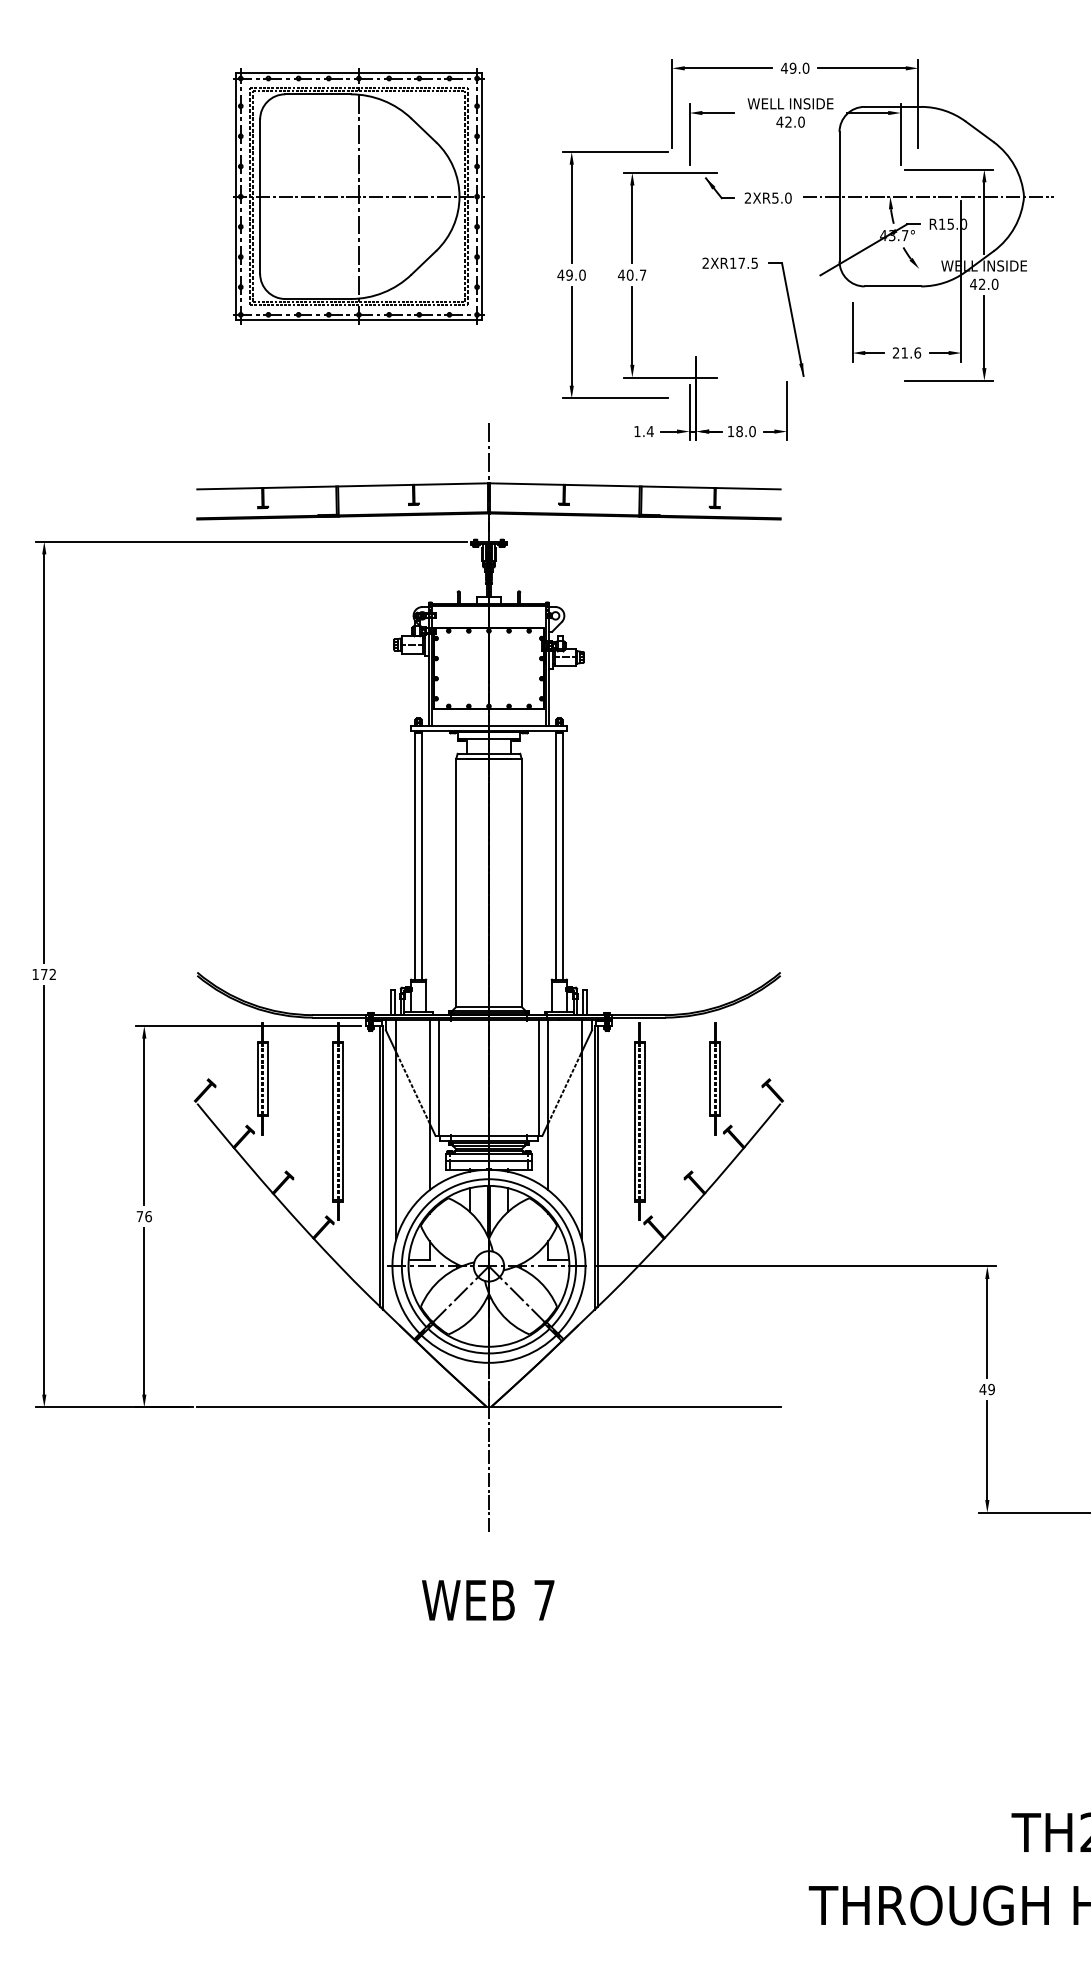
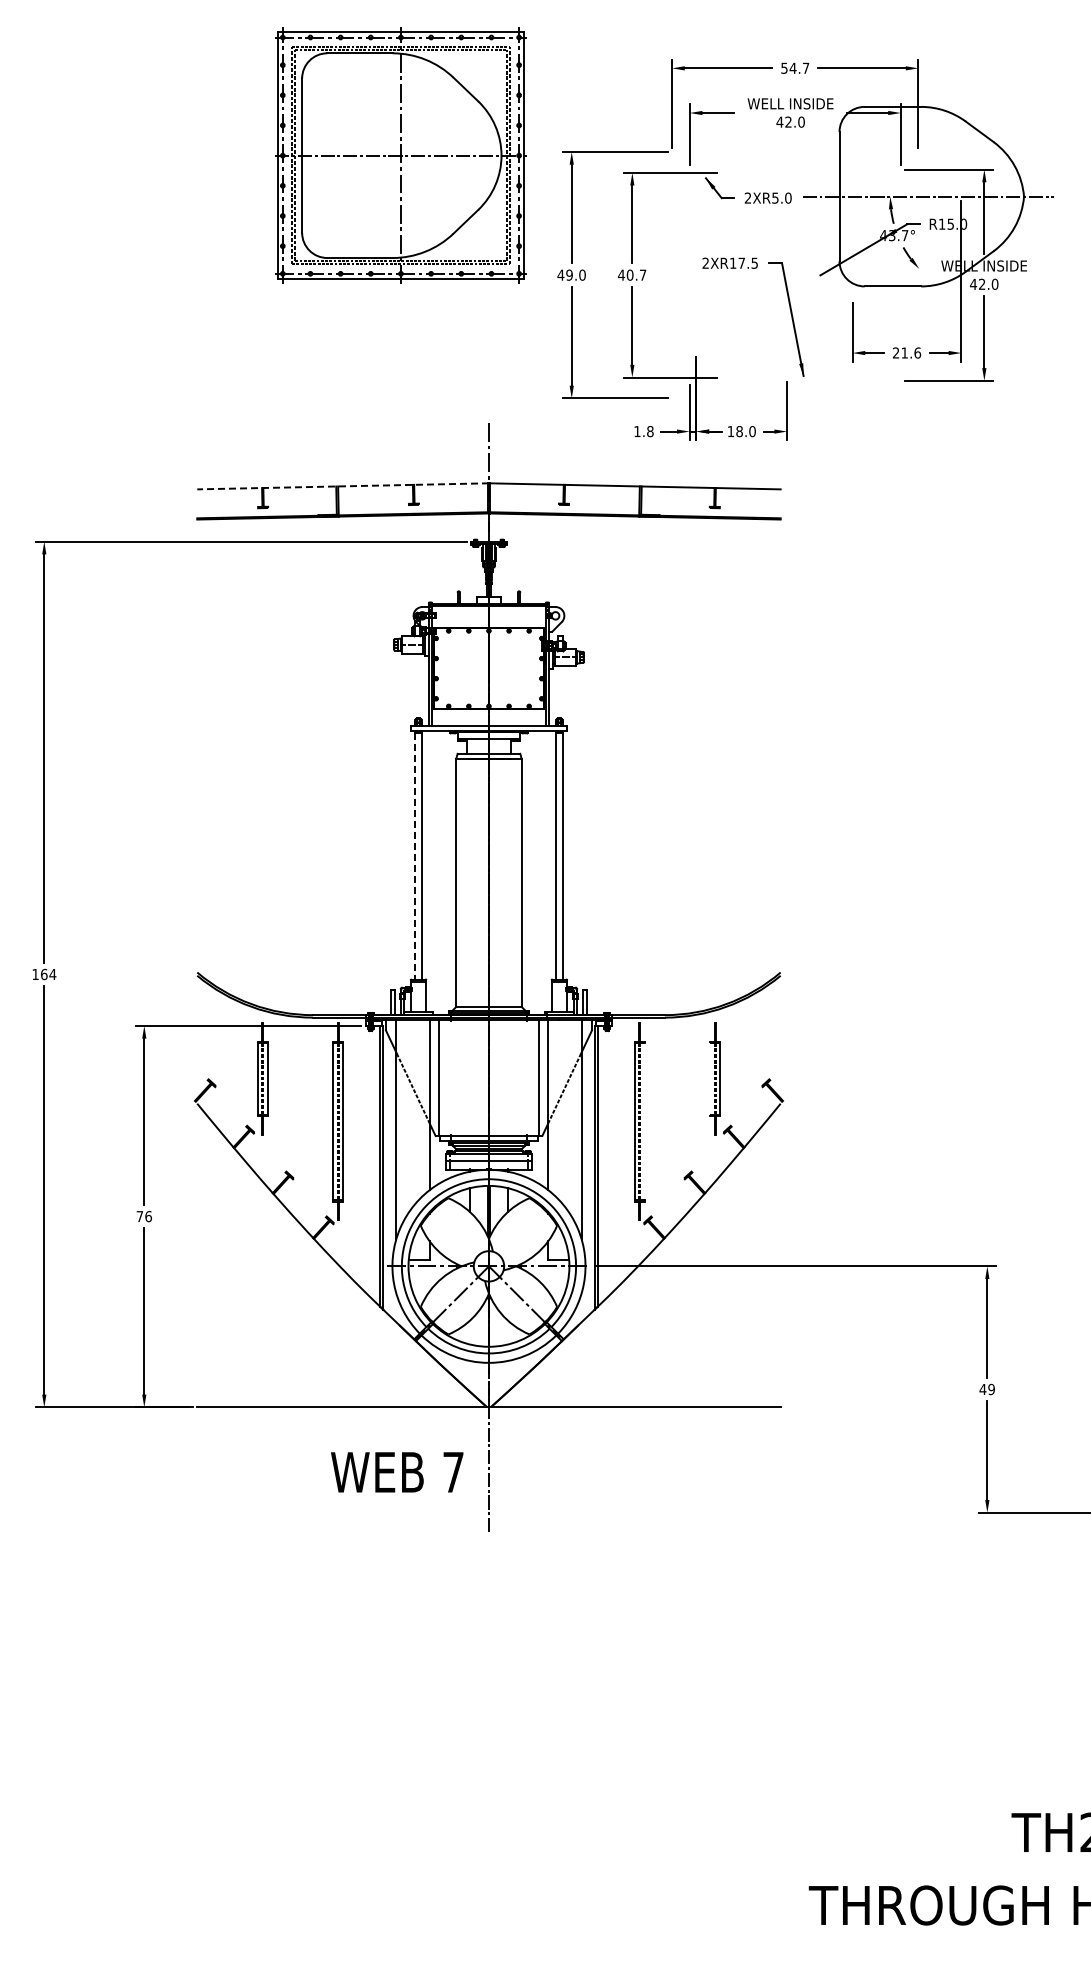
text: 49.0 -> 54.7 (794, 67)
part position: (358, 196) -> (400, 155) (400, 155)
text: 1.4 -> 1.8 (649, 431)
line: solid -> dashed (343, 486)
line: solid -> dashed (415, 856)
text: 172 -> 164 (48, 974)
line: present -> none (710, 1078)
line: present -> none (644, 1121)
text position: (488, 1600) -> (397, 1472) (397, 1472)
